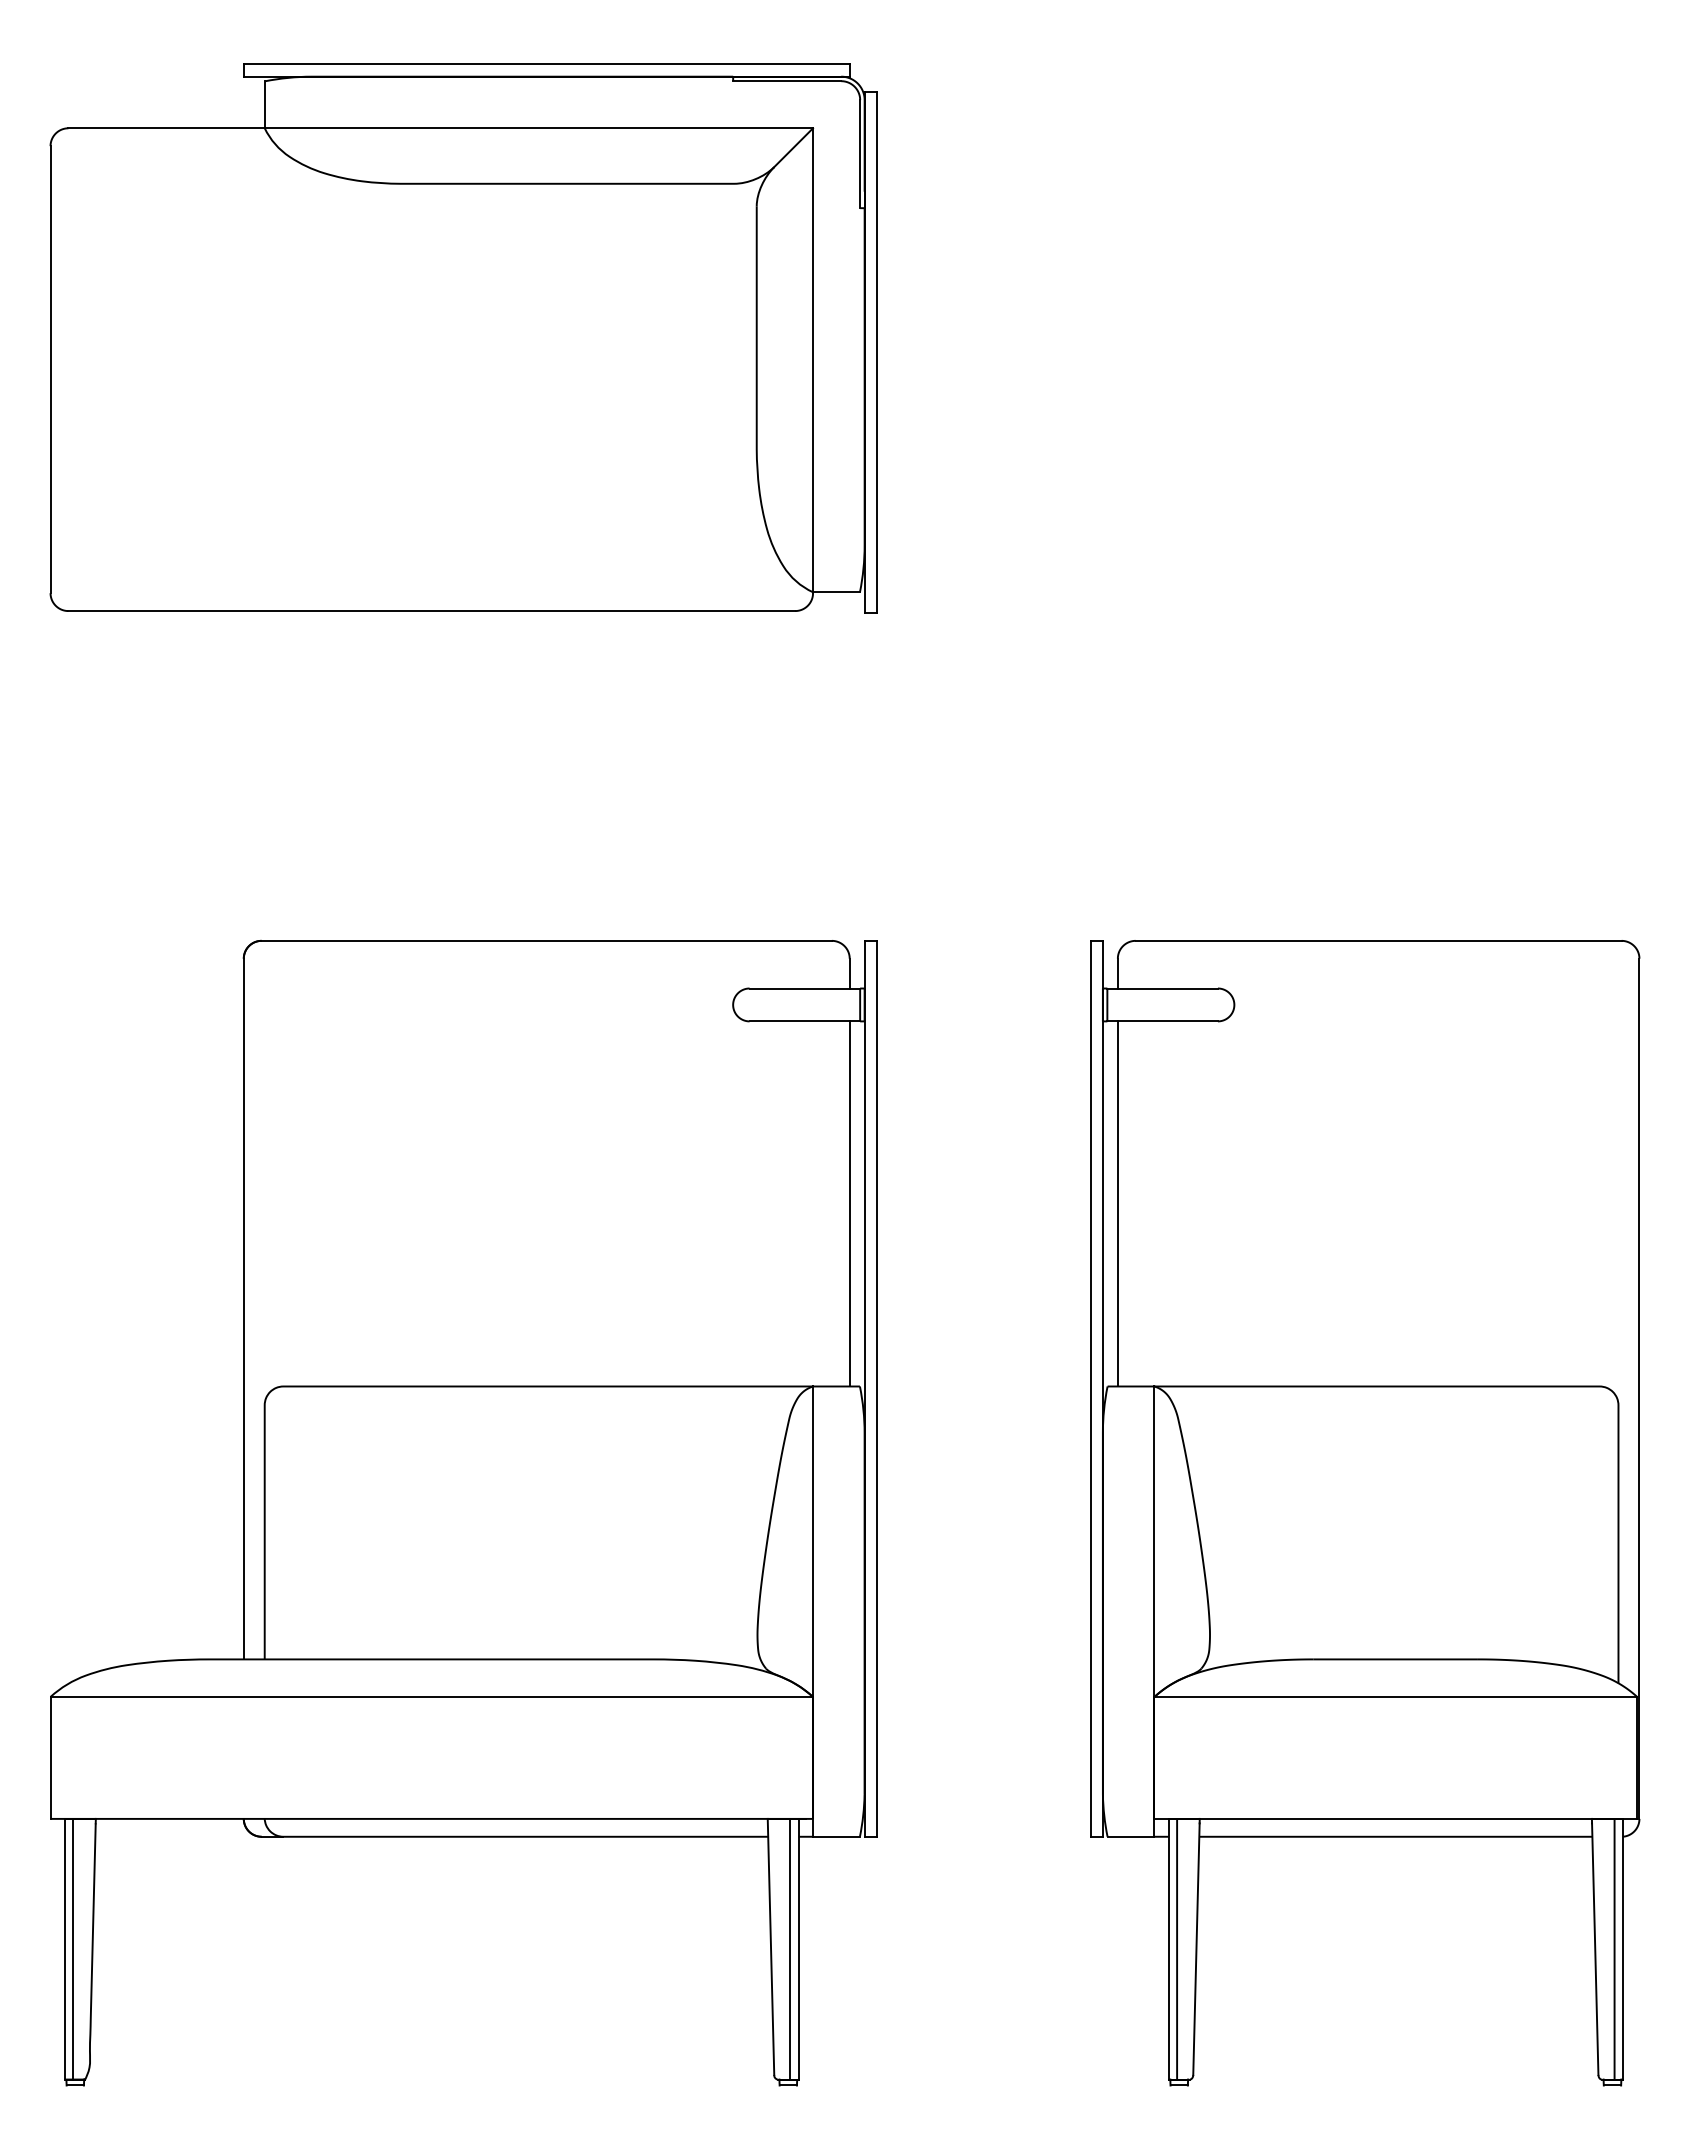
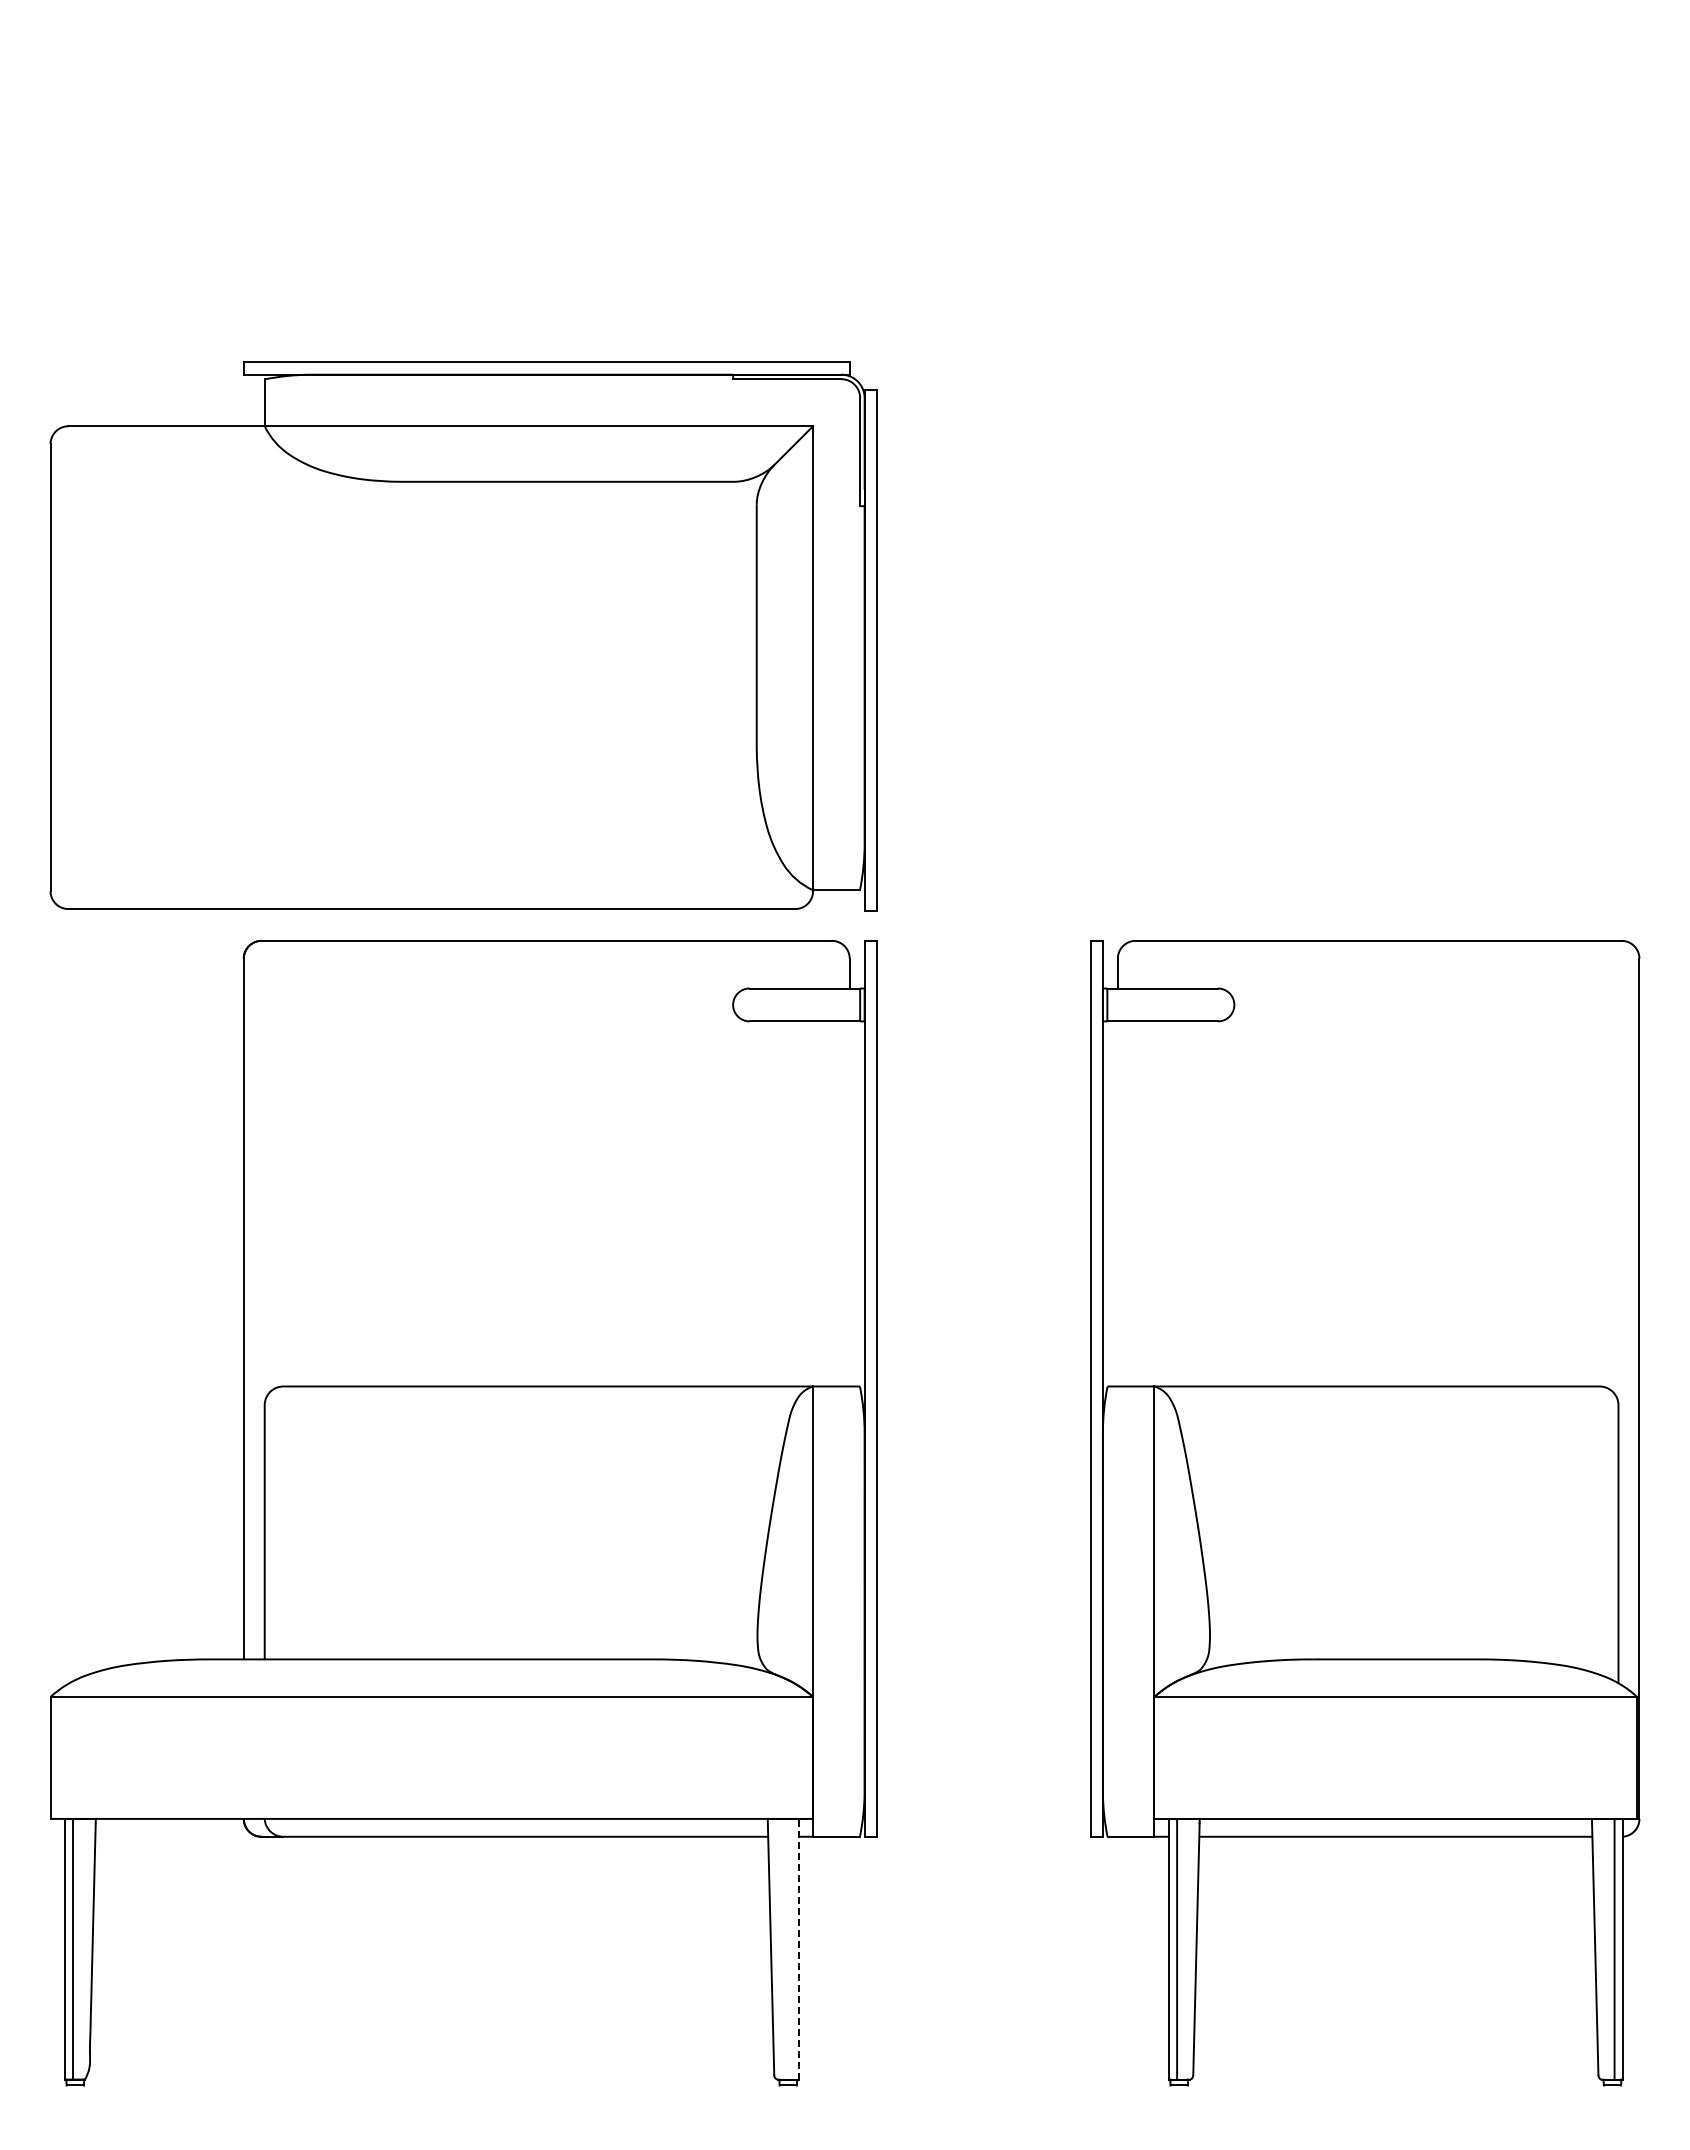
part position: (463, 338) -> (463, 636) (463, 636)
line: present -> none (849, 1203)
line: present -> none (1117, 1203)
line: present -> none (790, 1948)
line: solid -> dashed (798, 1948)
